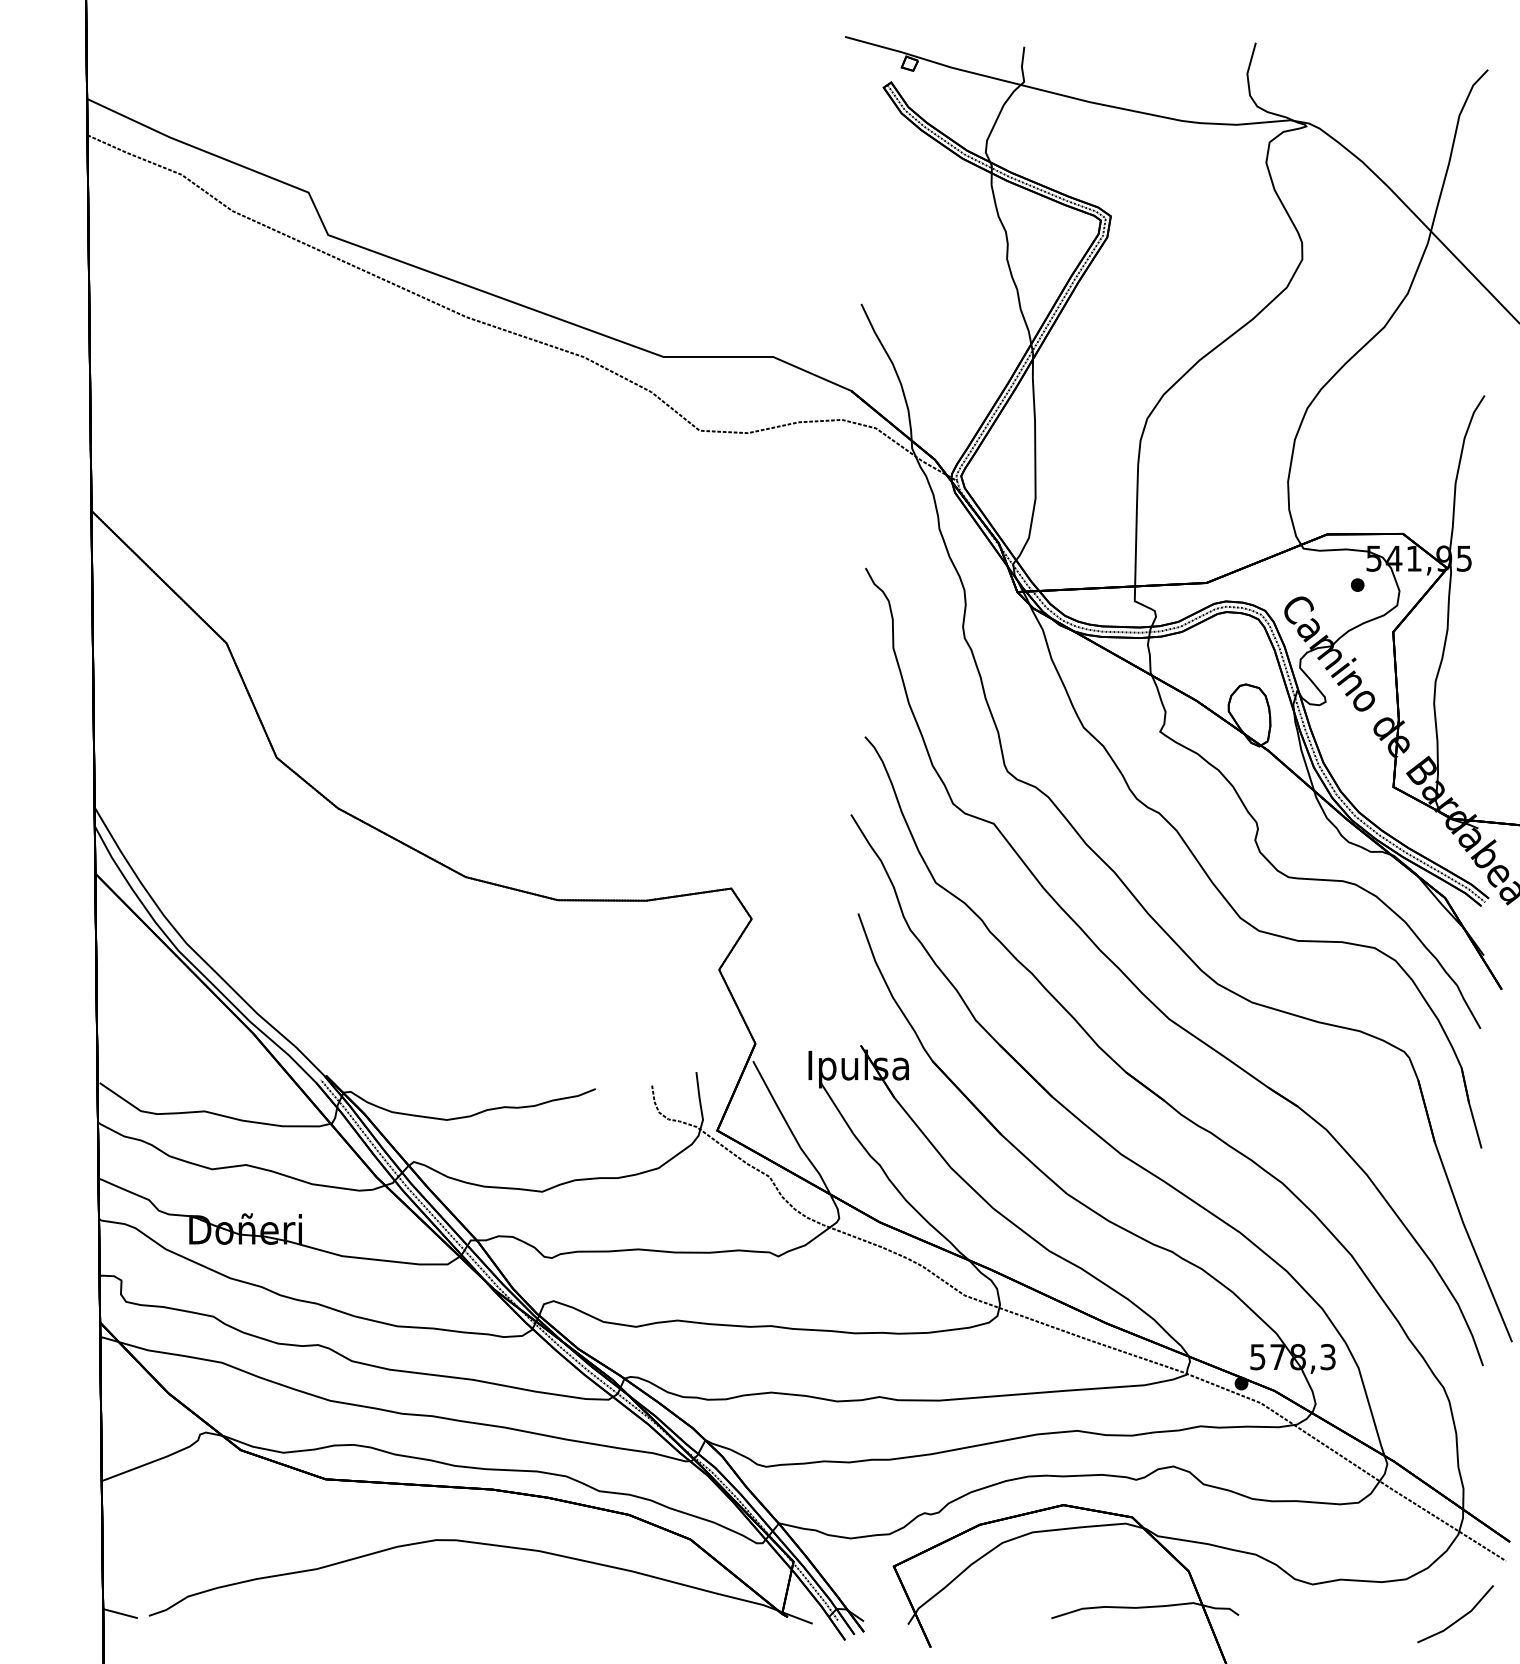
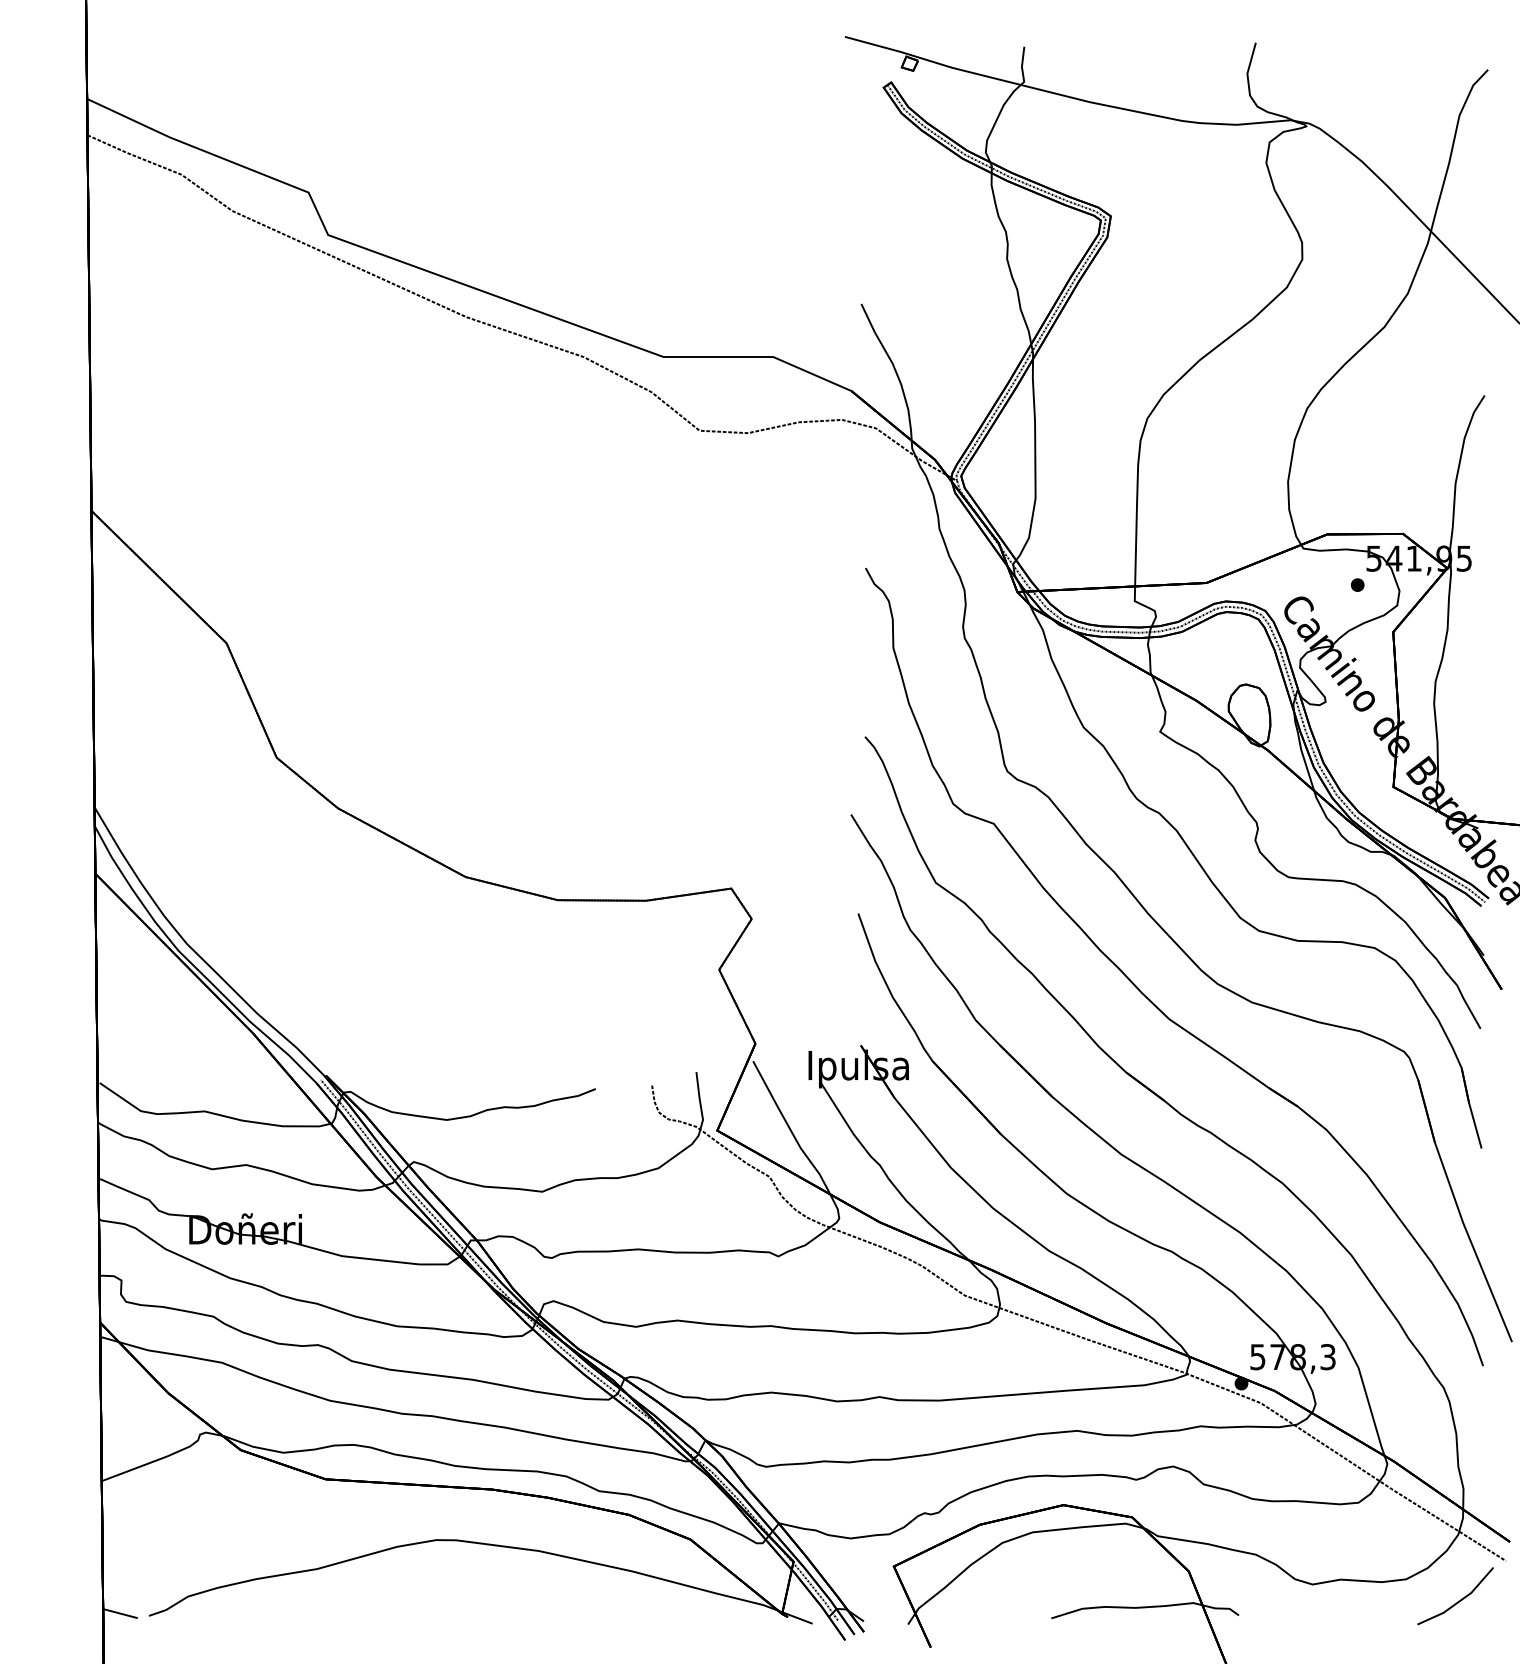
line position: (1458, 1618) -> (1458, 1600) (1458, 1600)
